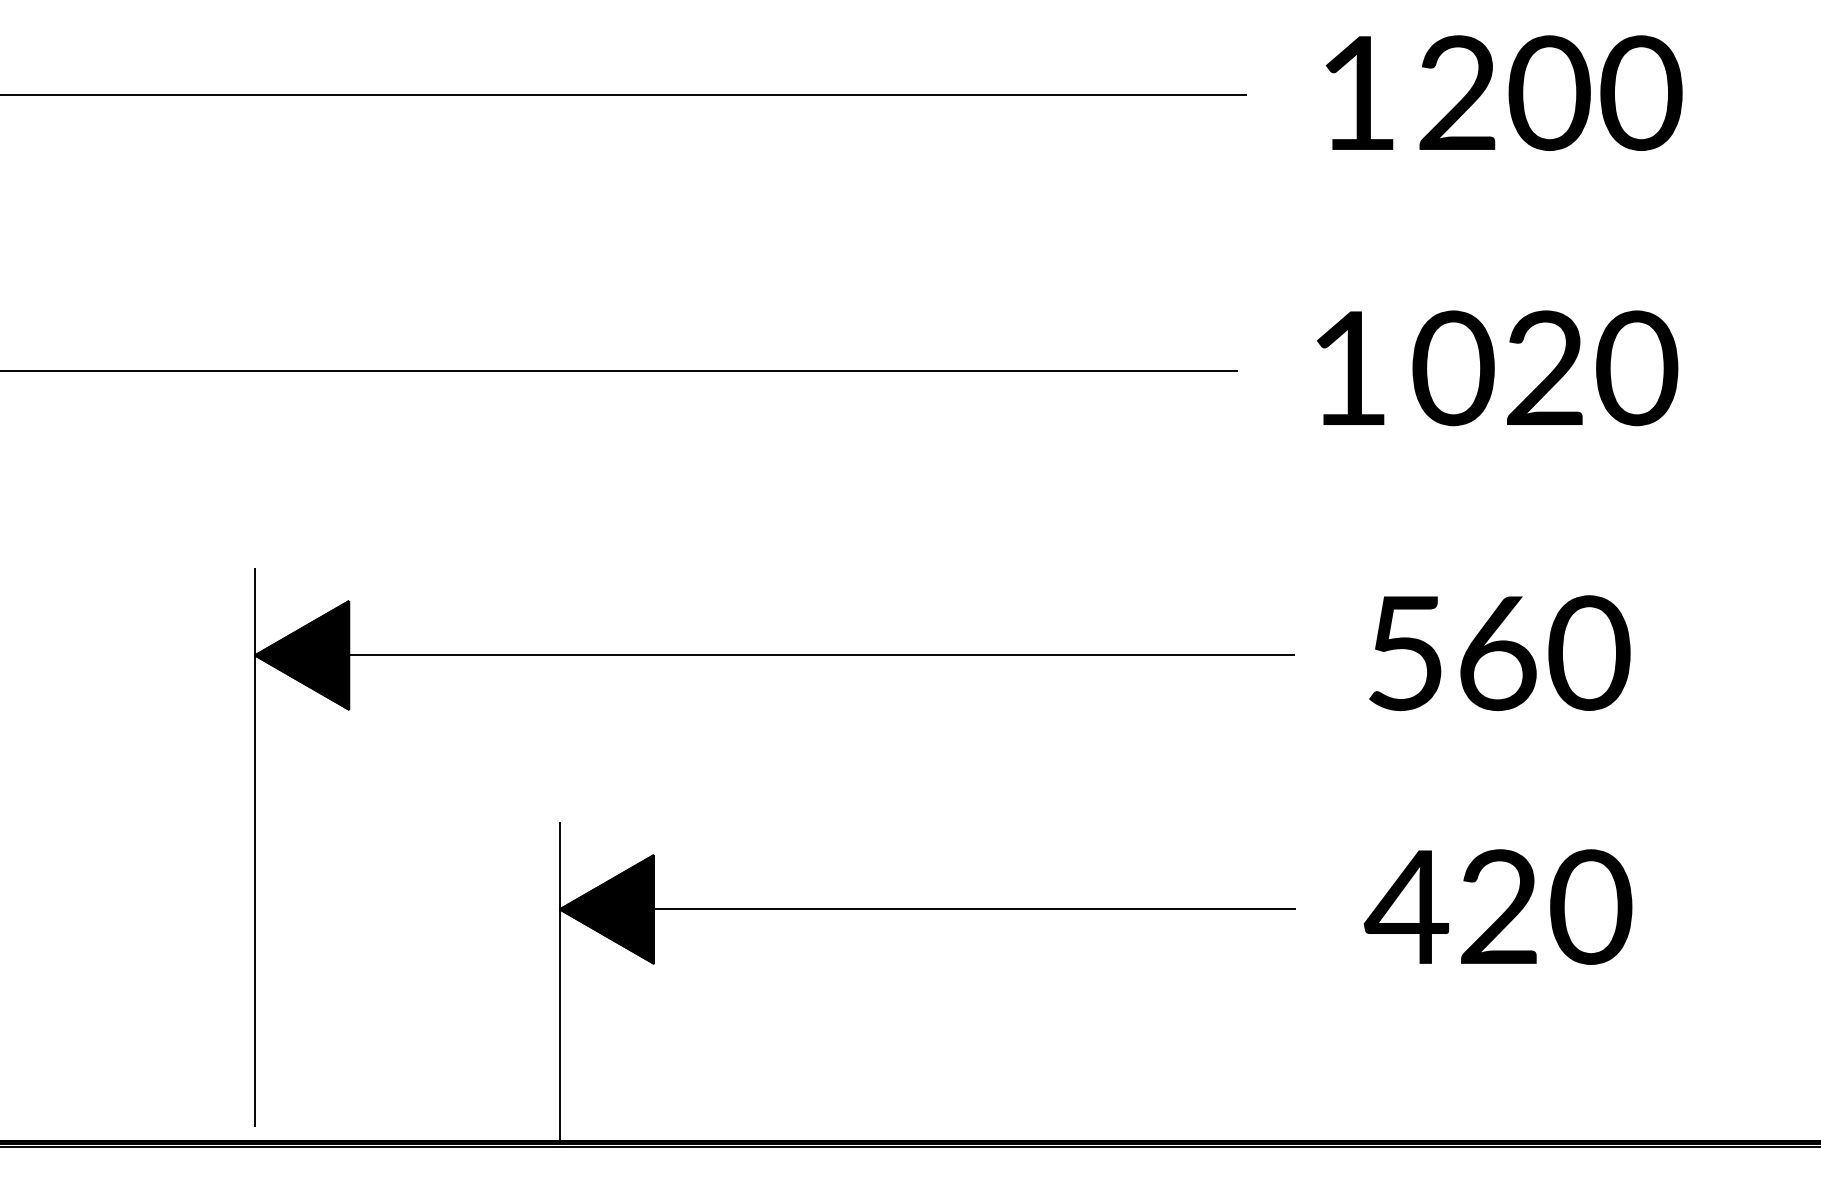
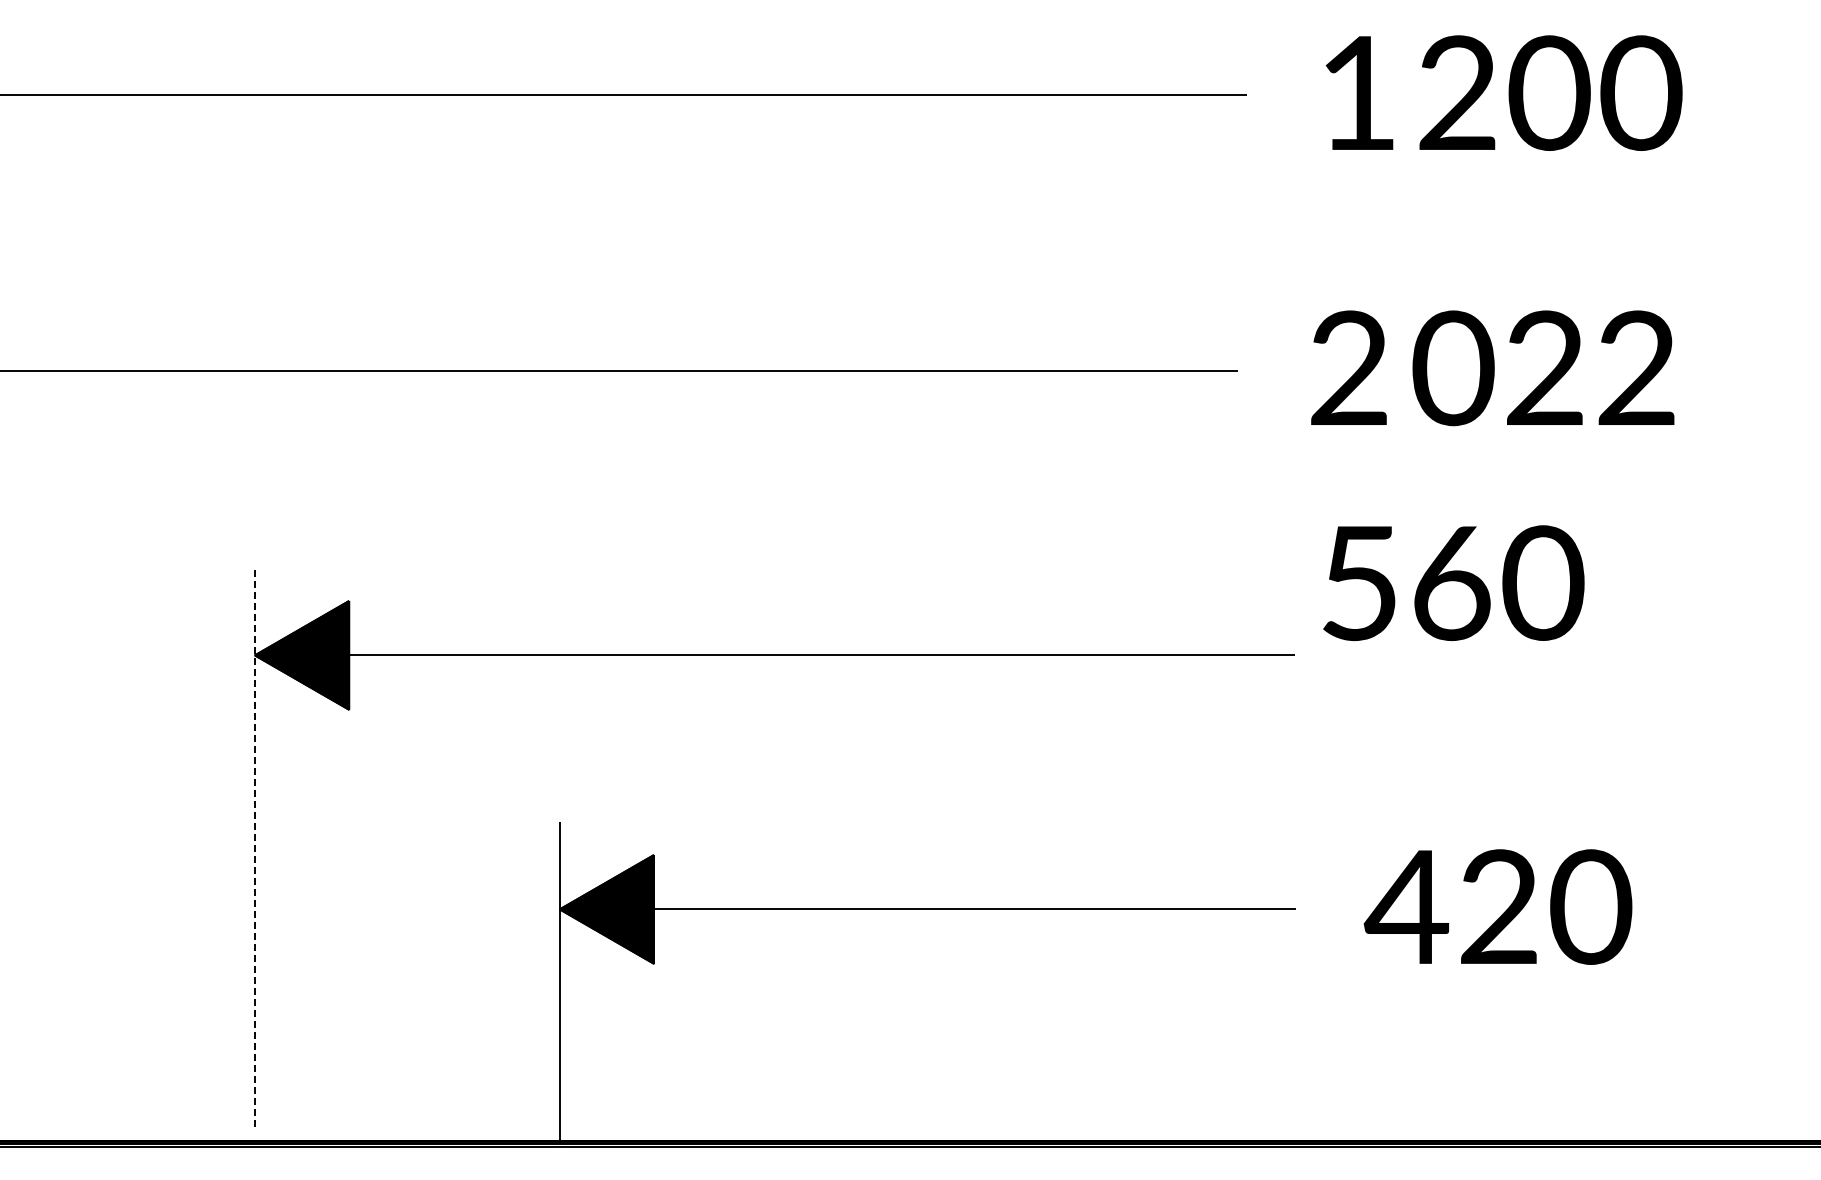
text: 1 -> 2 (1348, 367)
text: 020 -> 022 (1637, 368)
text position: (1499, 652) -> (1453, 582) (1453, 582)
line: solid -> dashed (254, 846)
